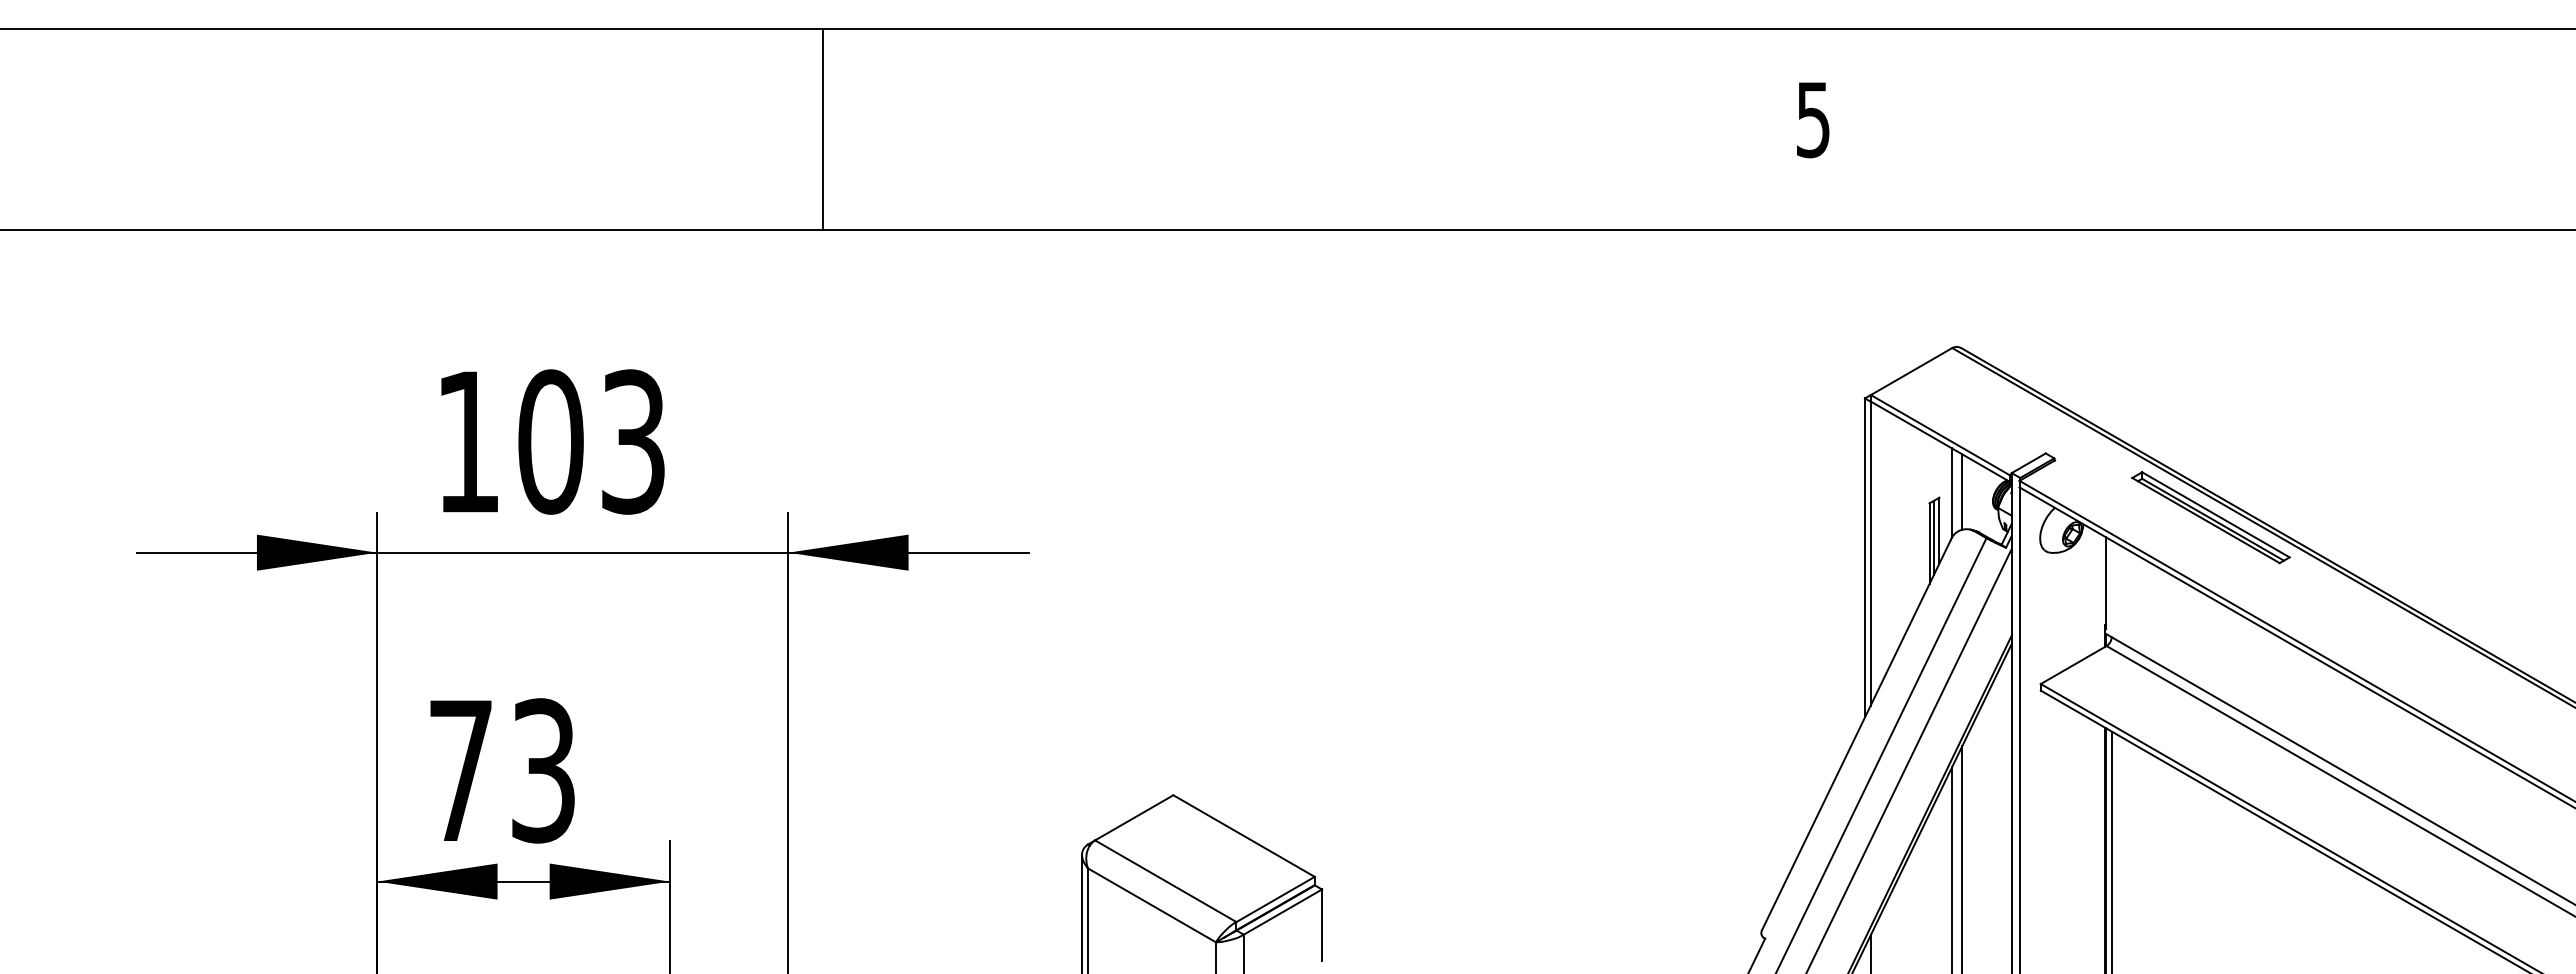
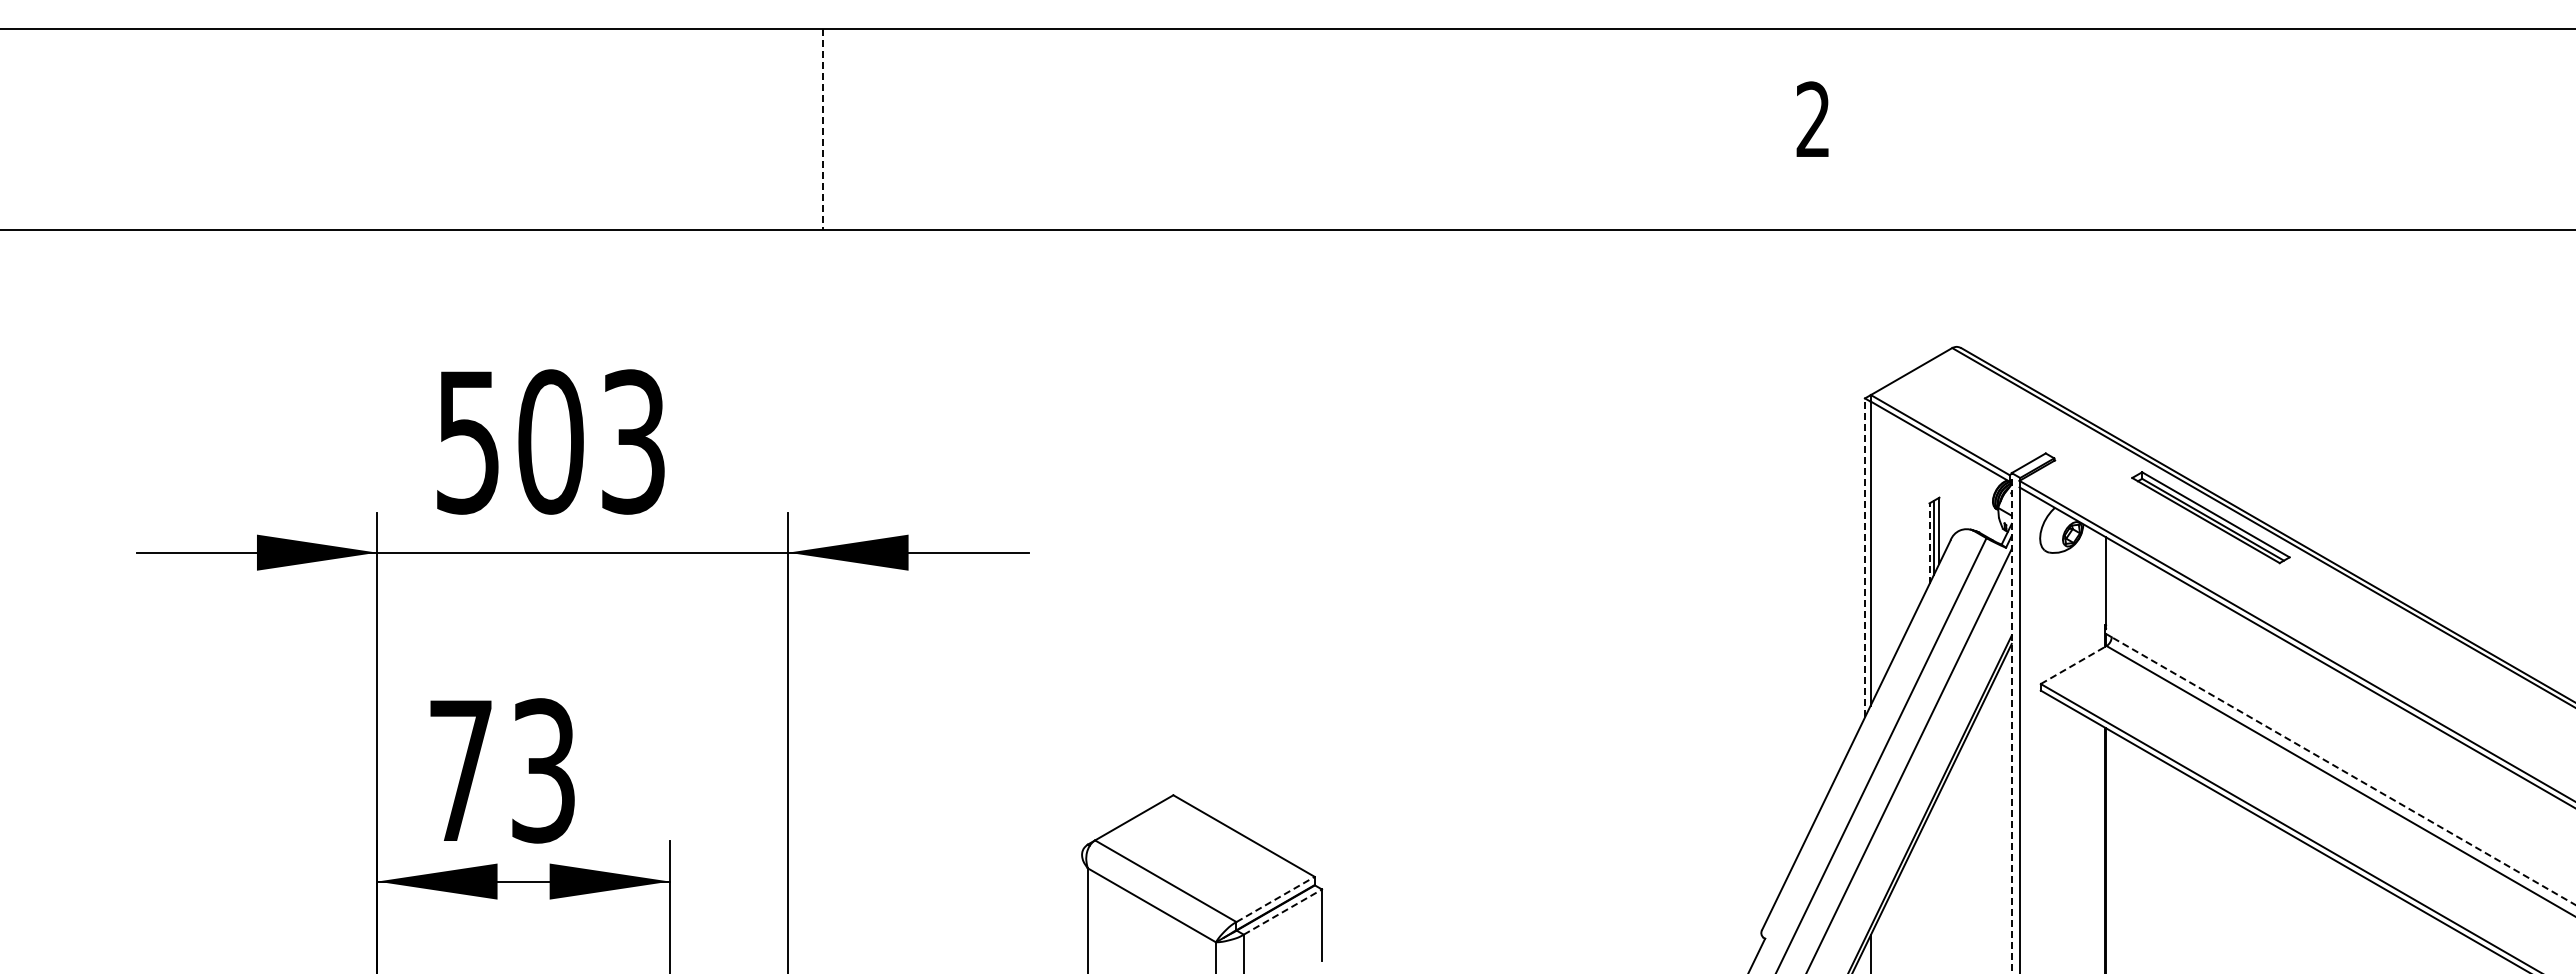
text: 5 -> 2 (1812, 119)
line: solid -> dashed (822, 130)
text: 103 -> 503 (467, 442)
line: present -> none (1962, 491)
line: present -> none (1952, 492)
line: solid -> dashed (1929, 543)
line: solid -> dashed (1865, 557)
line: solid -> dashed (2073, 665)
line: solid -> dashed (2011, 723)
line: solid -> dashed (2343, 771)
line: present -> none (2111, 850)
line: present -> none (1962, 858)
line: present -> none (1952, 868)
line: solid -> dashed (1276, 899)
line: solid -> dashed (1283, 911)
line: present -> none (1082, 912)
